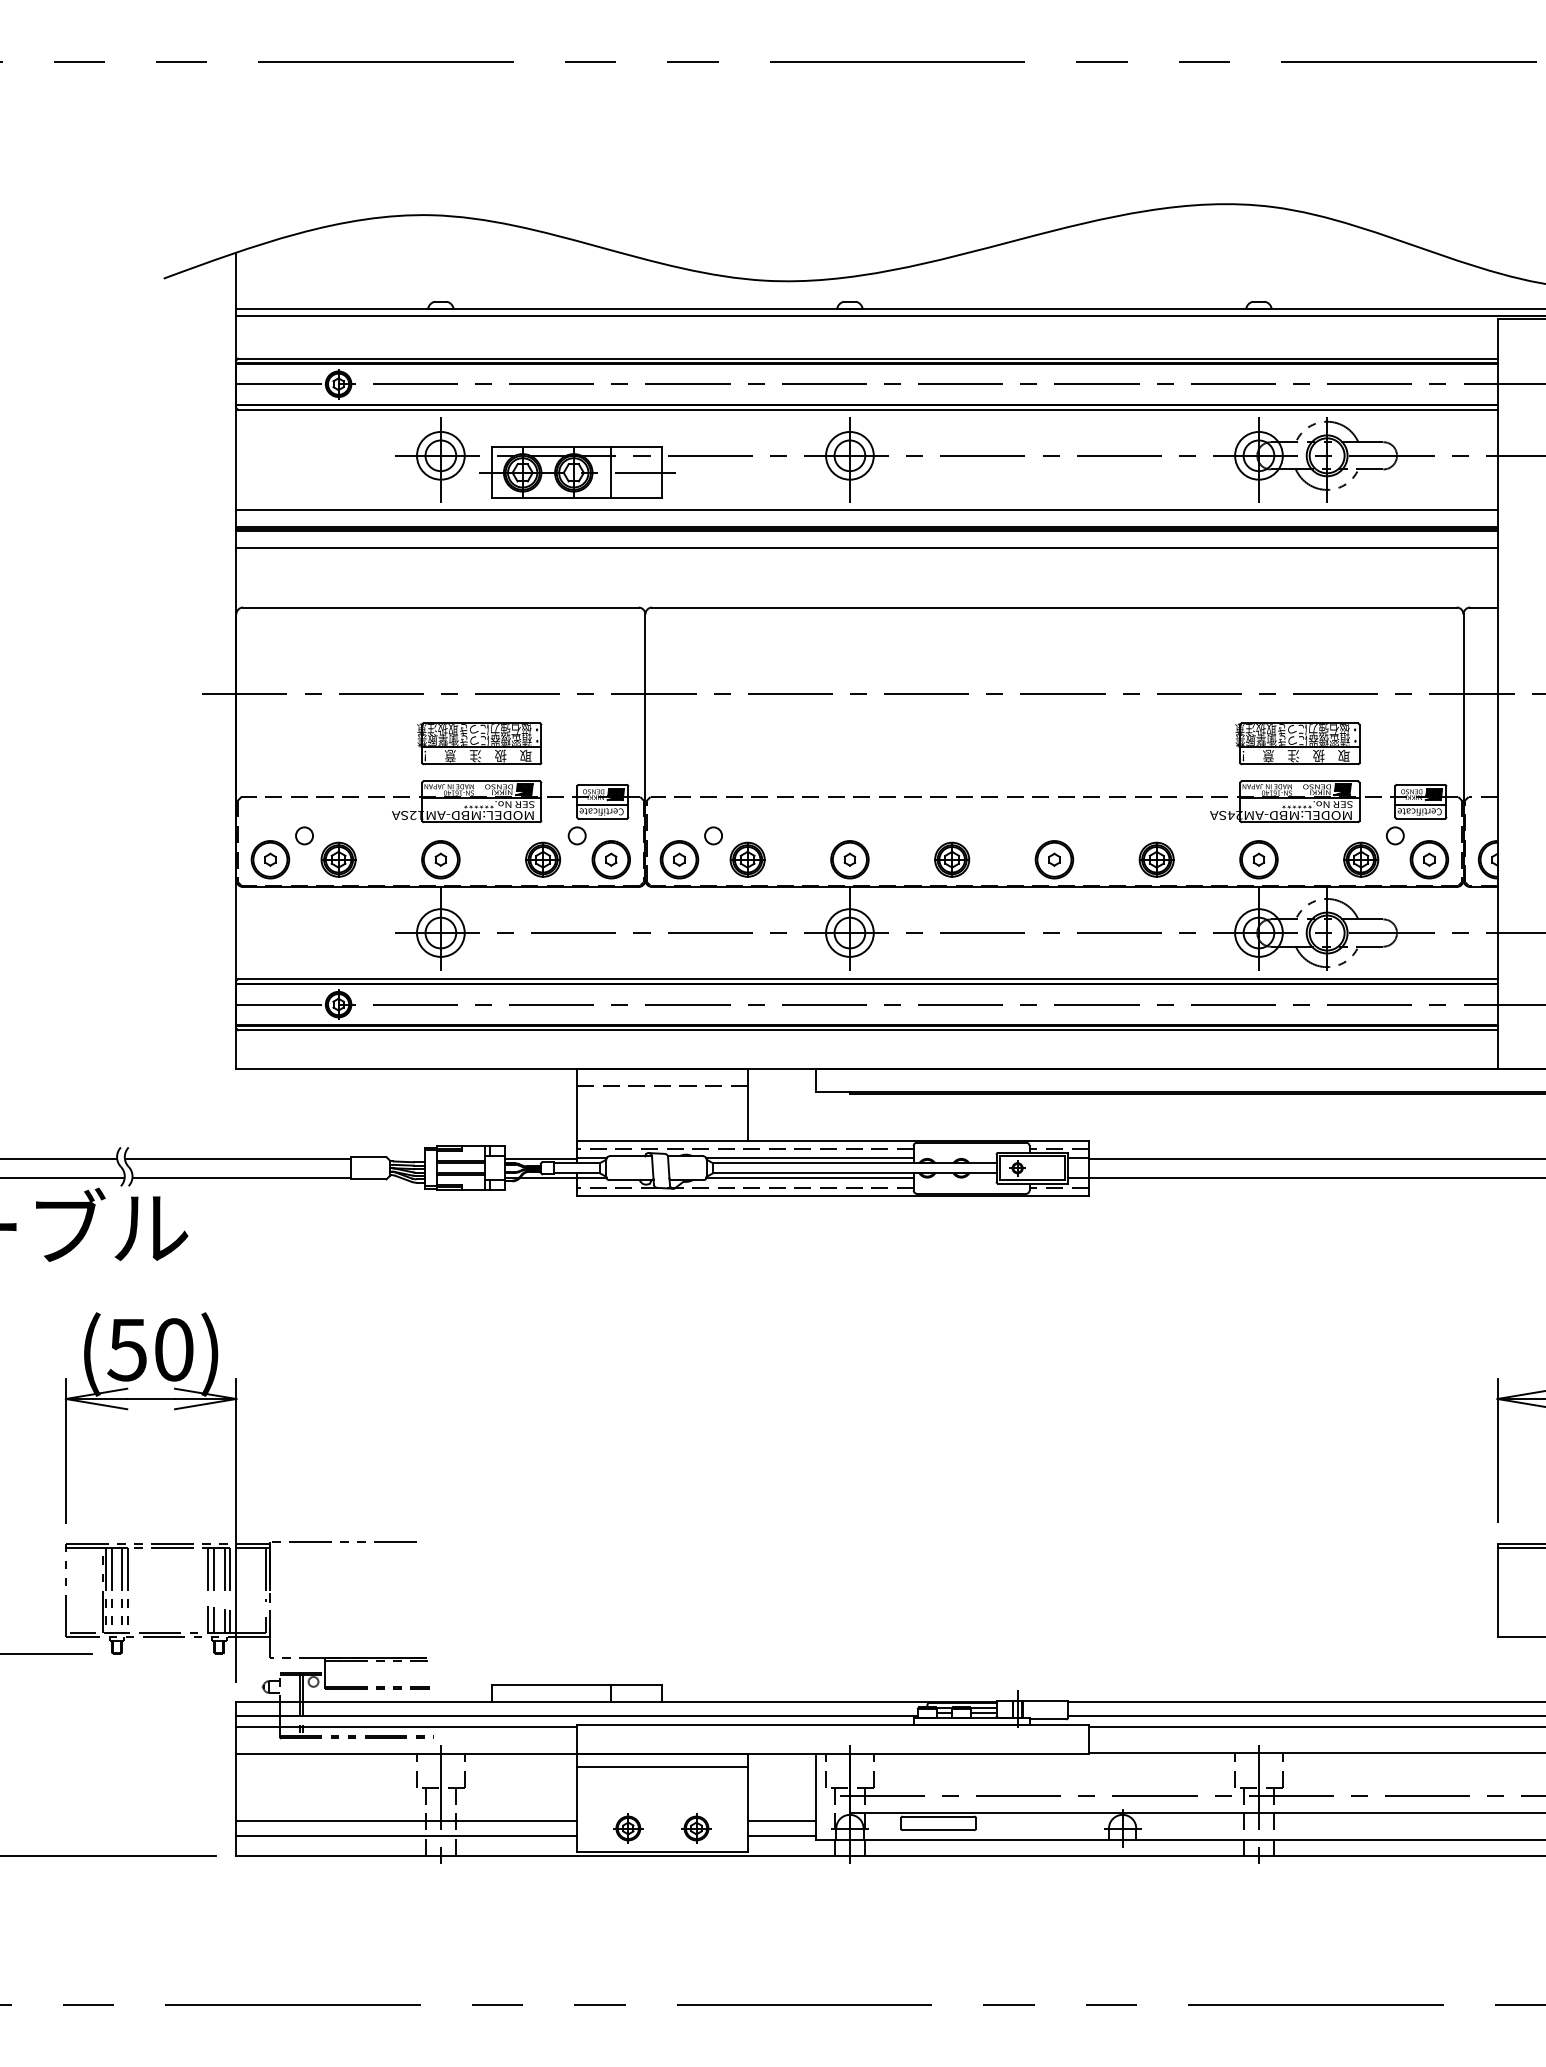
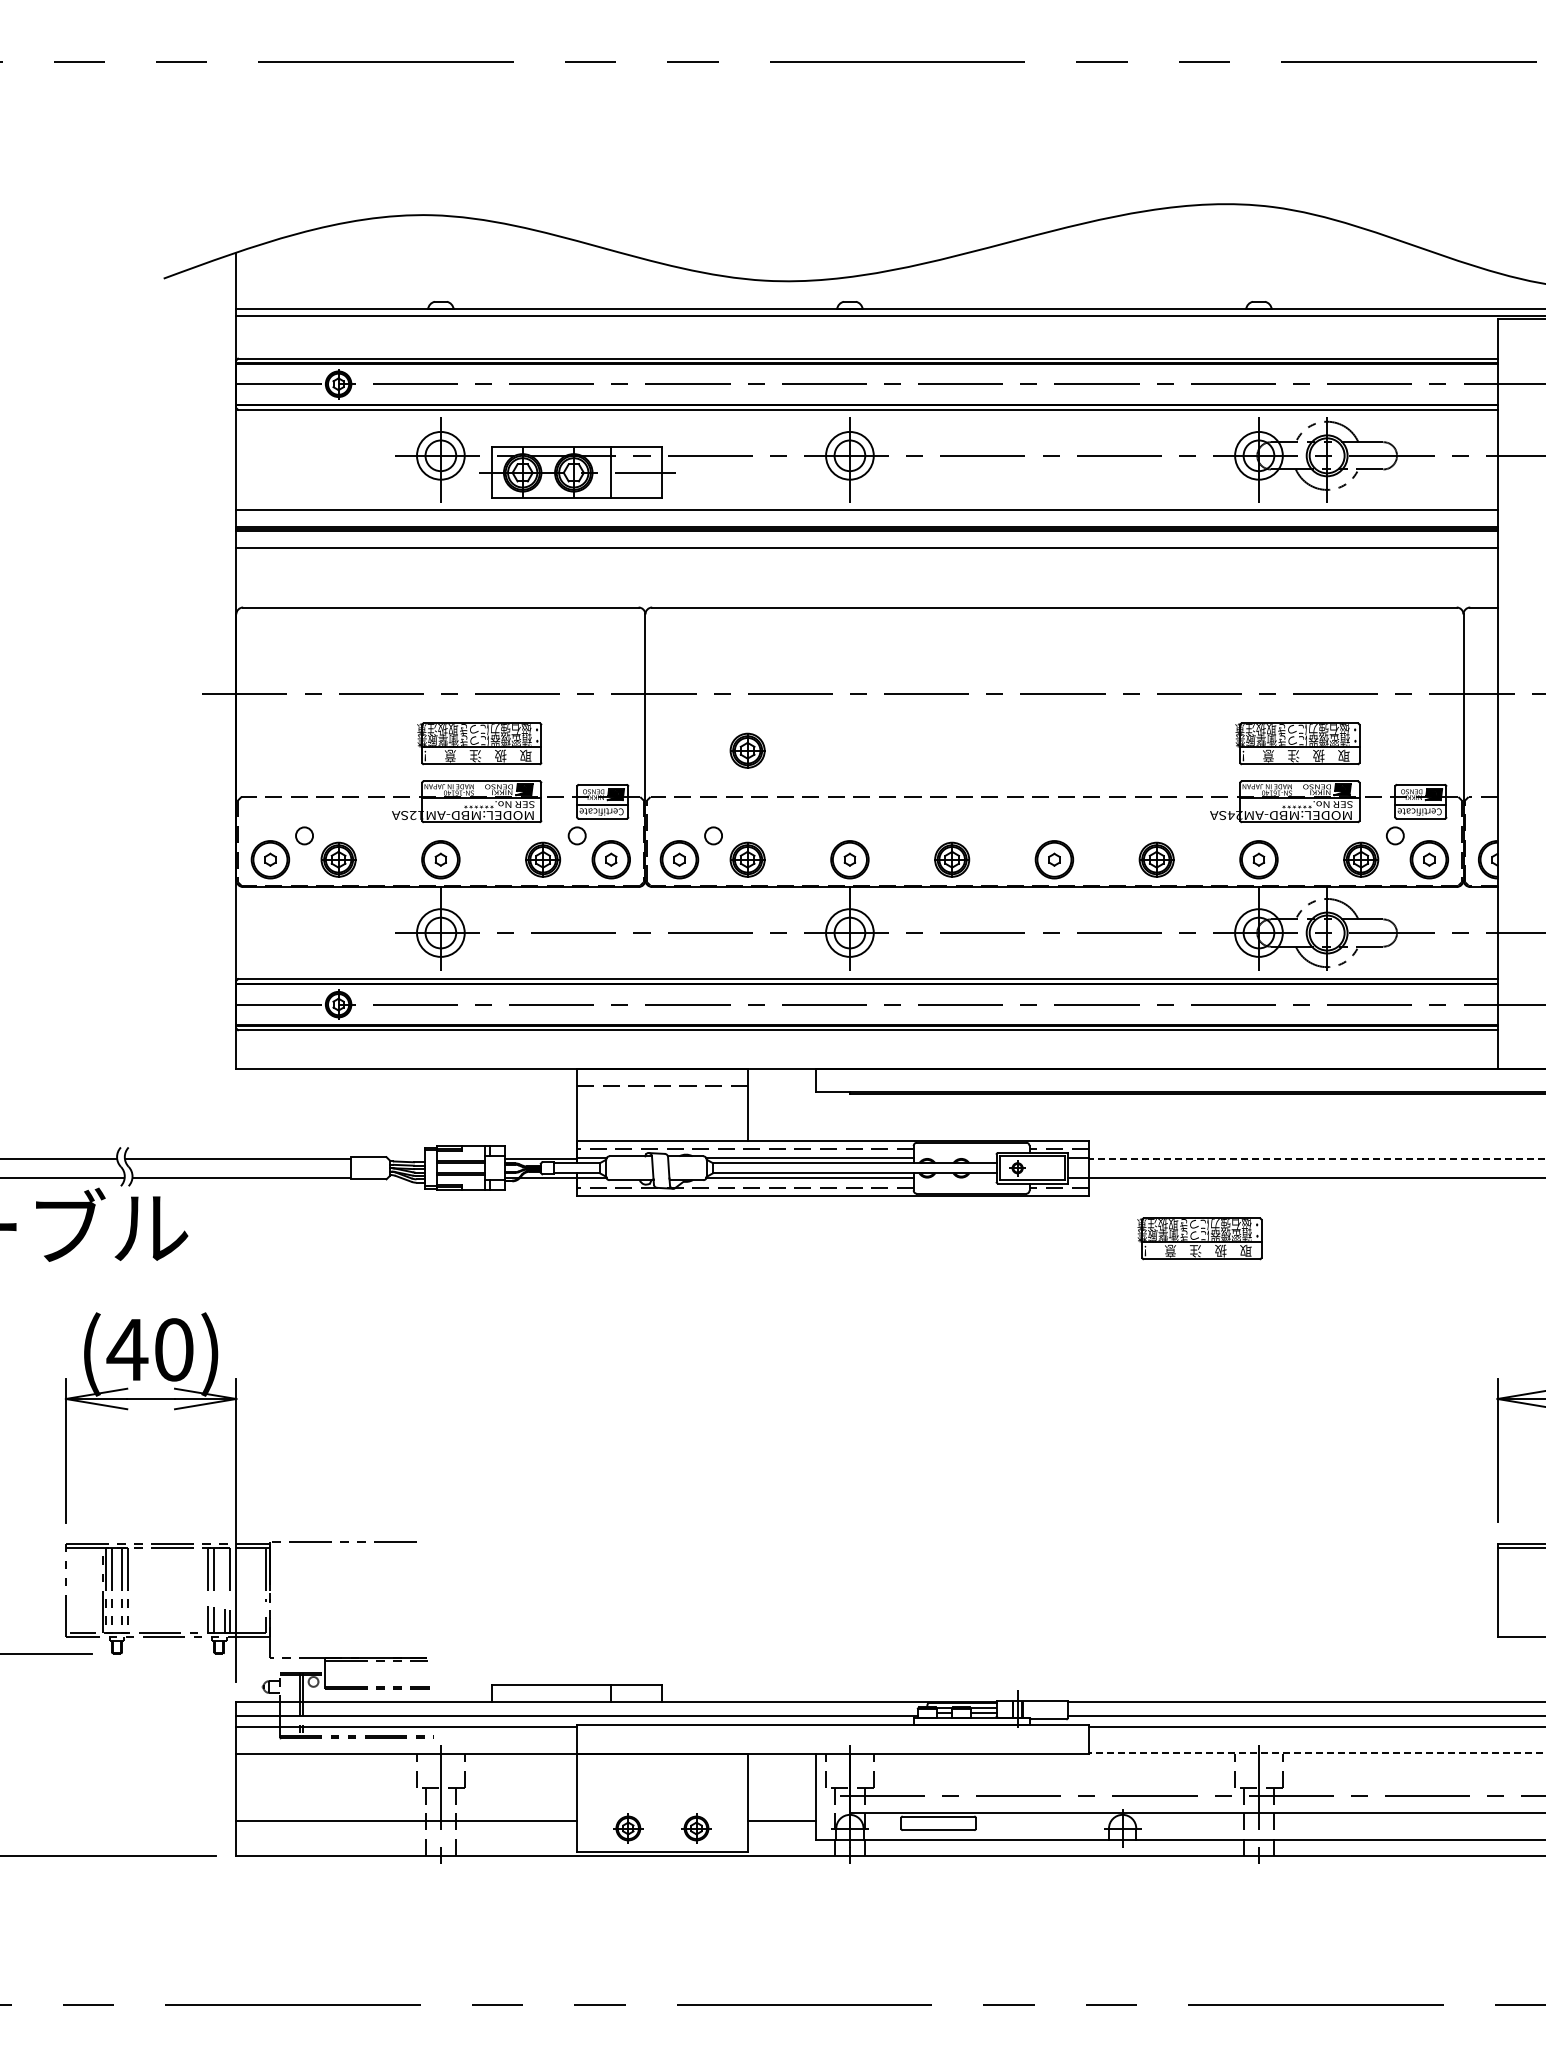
part: none -> present (747, 750)
line: solid -> dashed (1316, 1158)
part: none -> present (1199, 1238)
text: (50) -> (40) (127, 1350)
line: present -> none (224, 1570)
line: solid -> dashed (1316, 1753)
line: present -> none (662, 1767)
line: present -> none (406, 1836)
line: present -> none (781, 1836)
